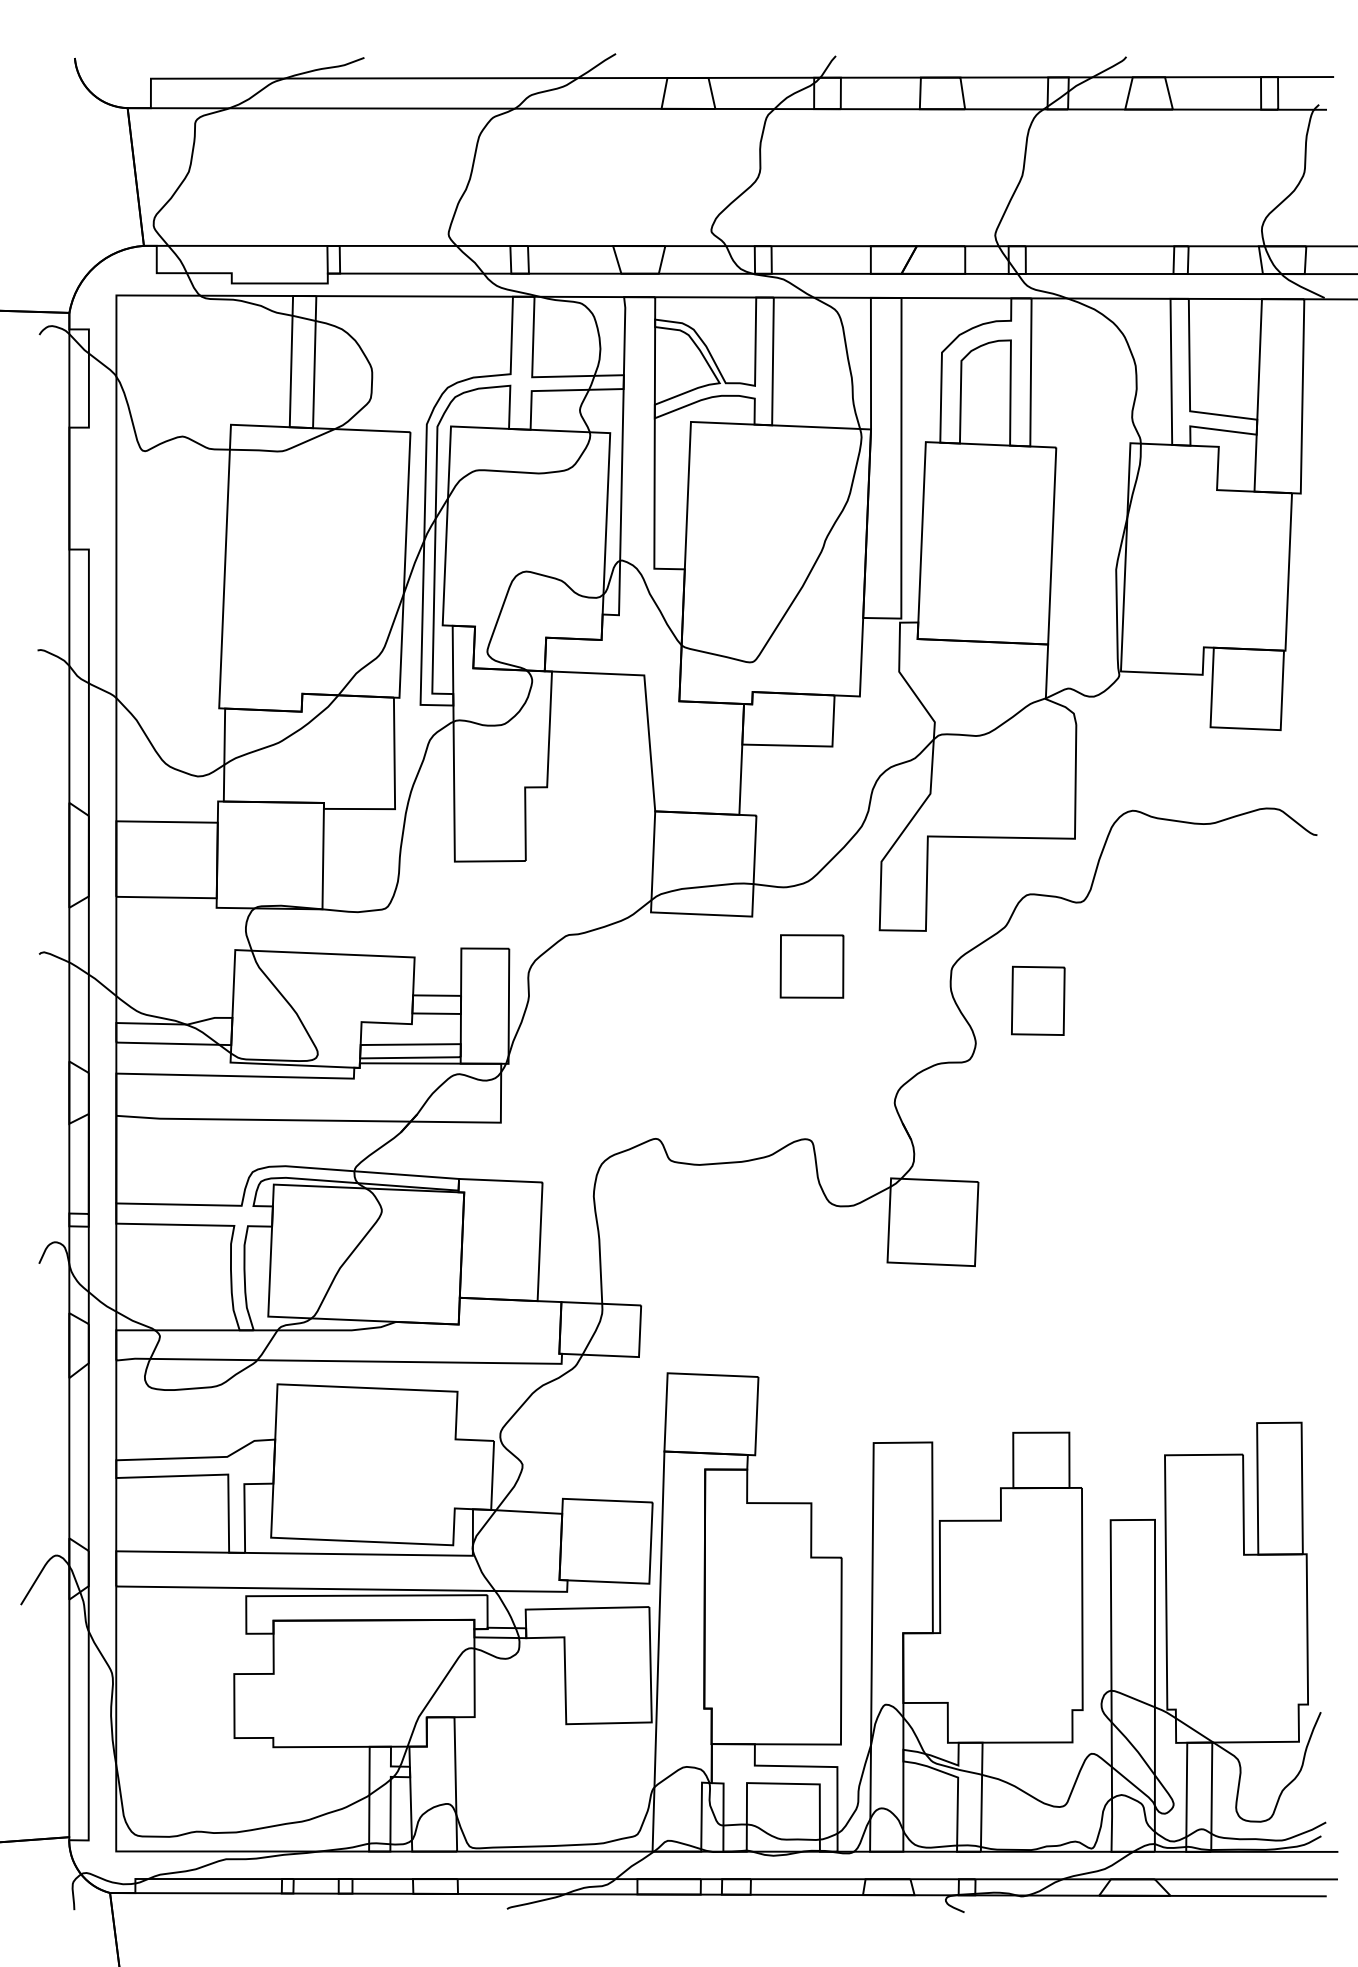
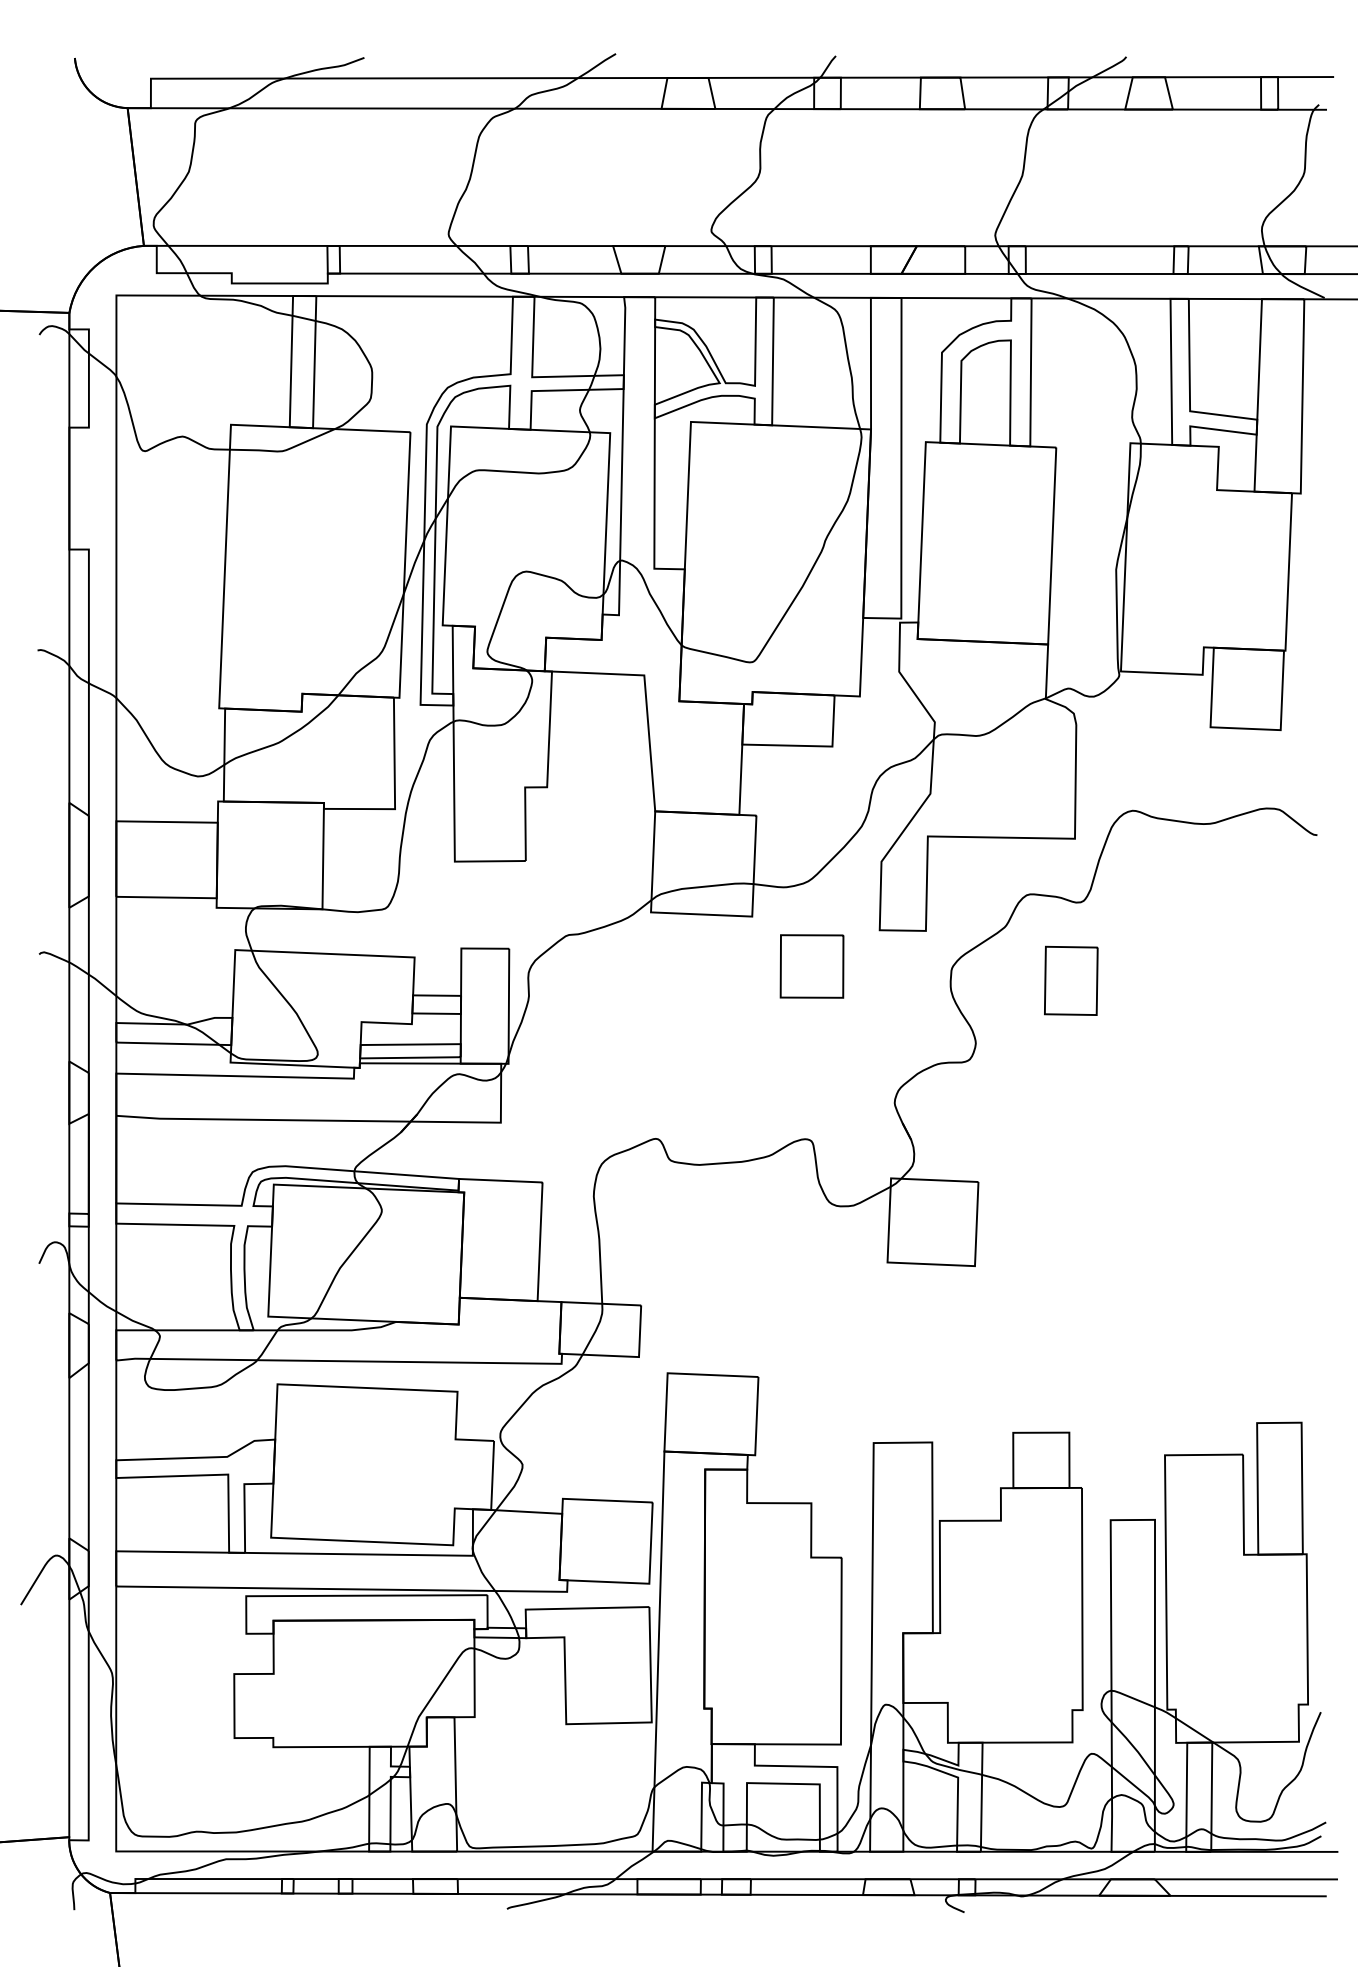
part position: (1038, 1000) -> (1071, 980) (1071, 980)
